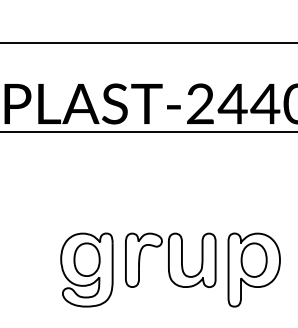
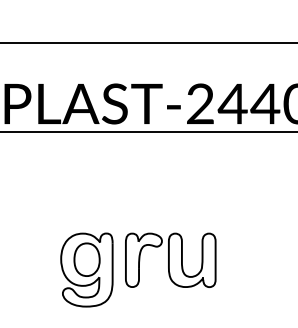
part: present -> none (253, 269)
